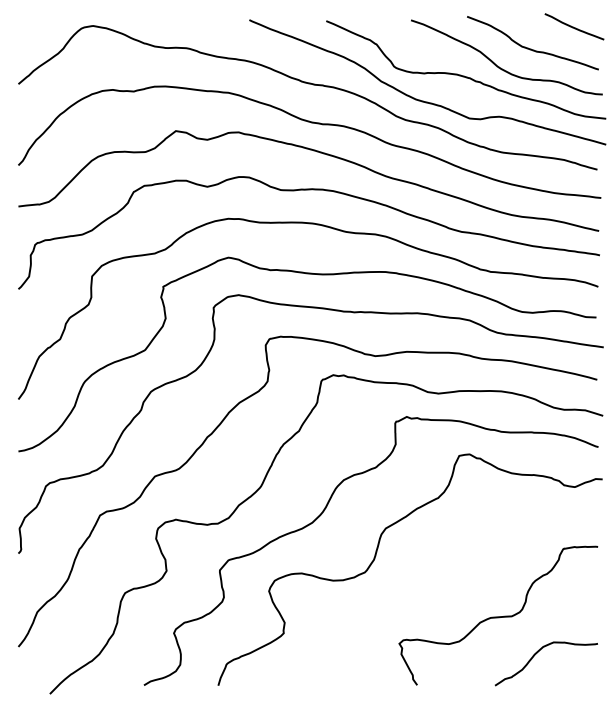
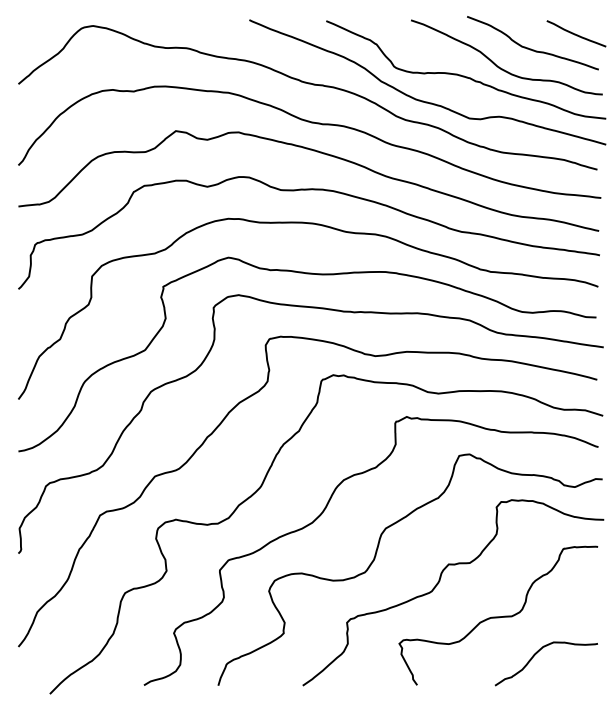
curve position: (573, 26) -> (575, 33) (575, 33)
curve: none -> present (438, 584)
